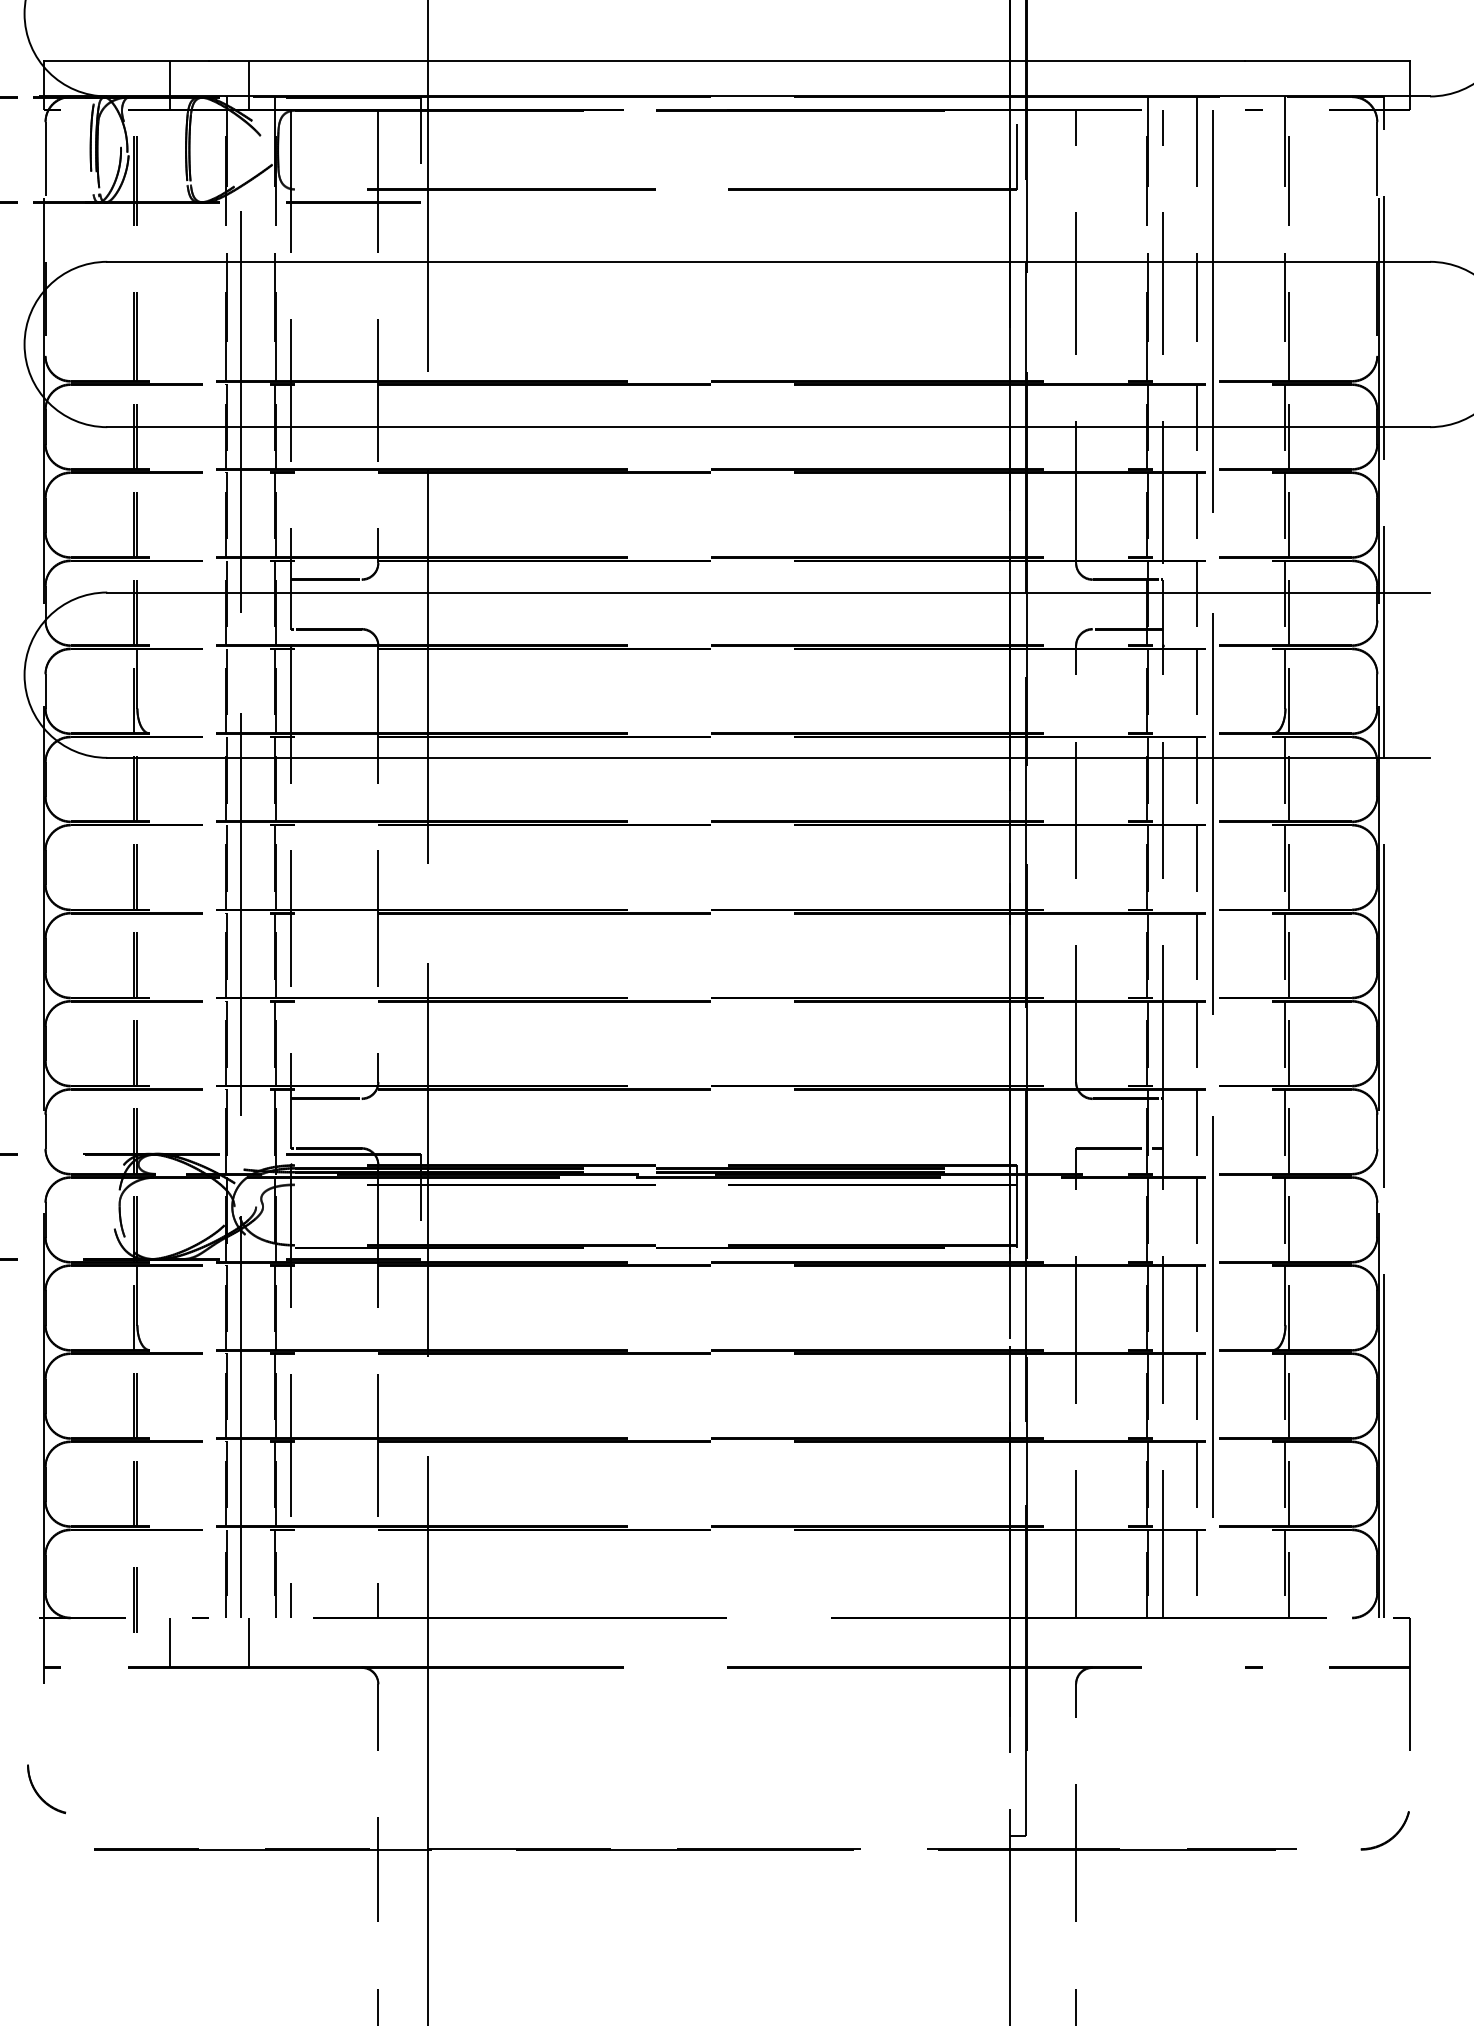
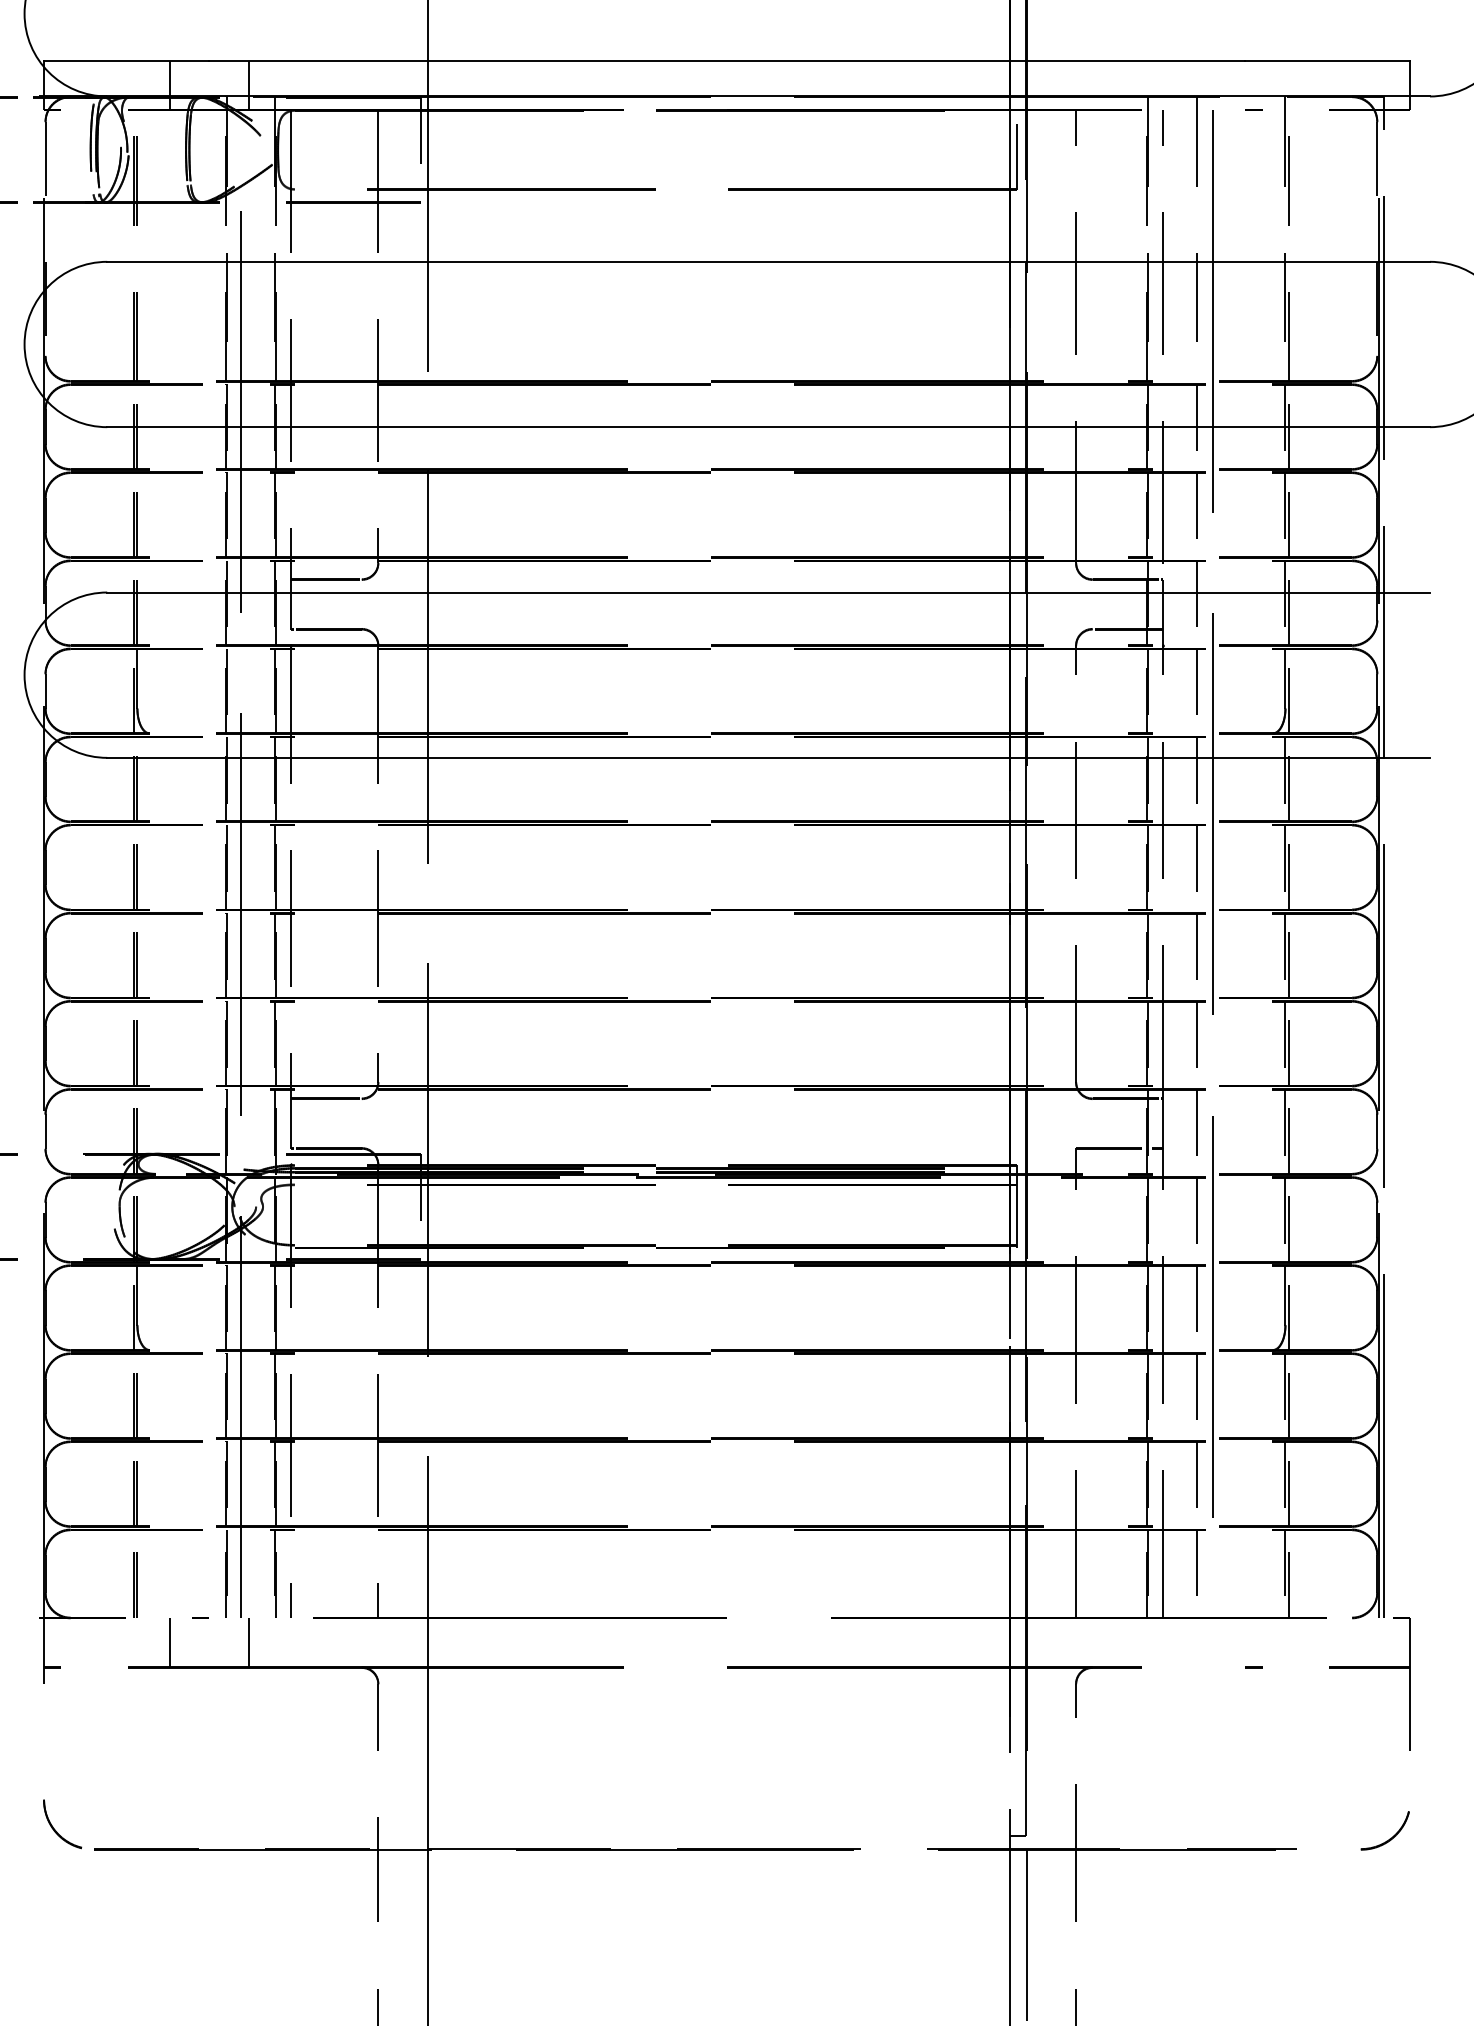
line position: (134, 1599) -> (134, 1584) (134, 1584)
part position: (40, 1795) -> (56, 1830) (56, 1830)
line: none -> present (1026, 1935)
